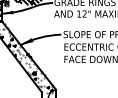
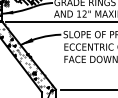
line: none -> present (59, 21)
line: none -> present (87, 89)
